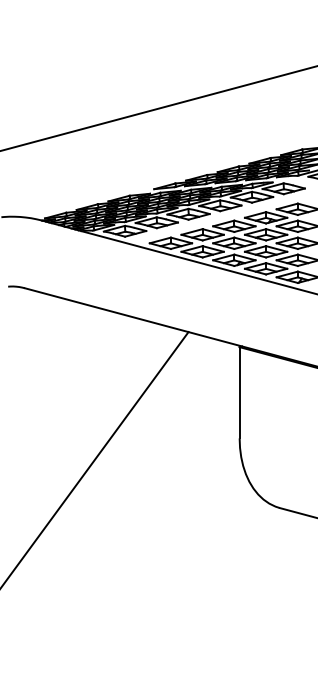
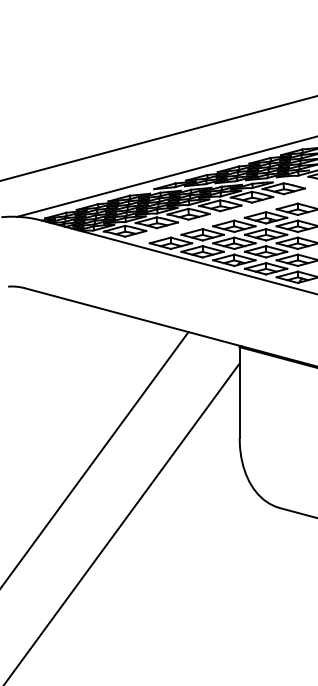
line position: (158, 108) -> (158, 138) (158, 138)
line: none -> present (165, 176)
line: none -> present (122, 522)
